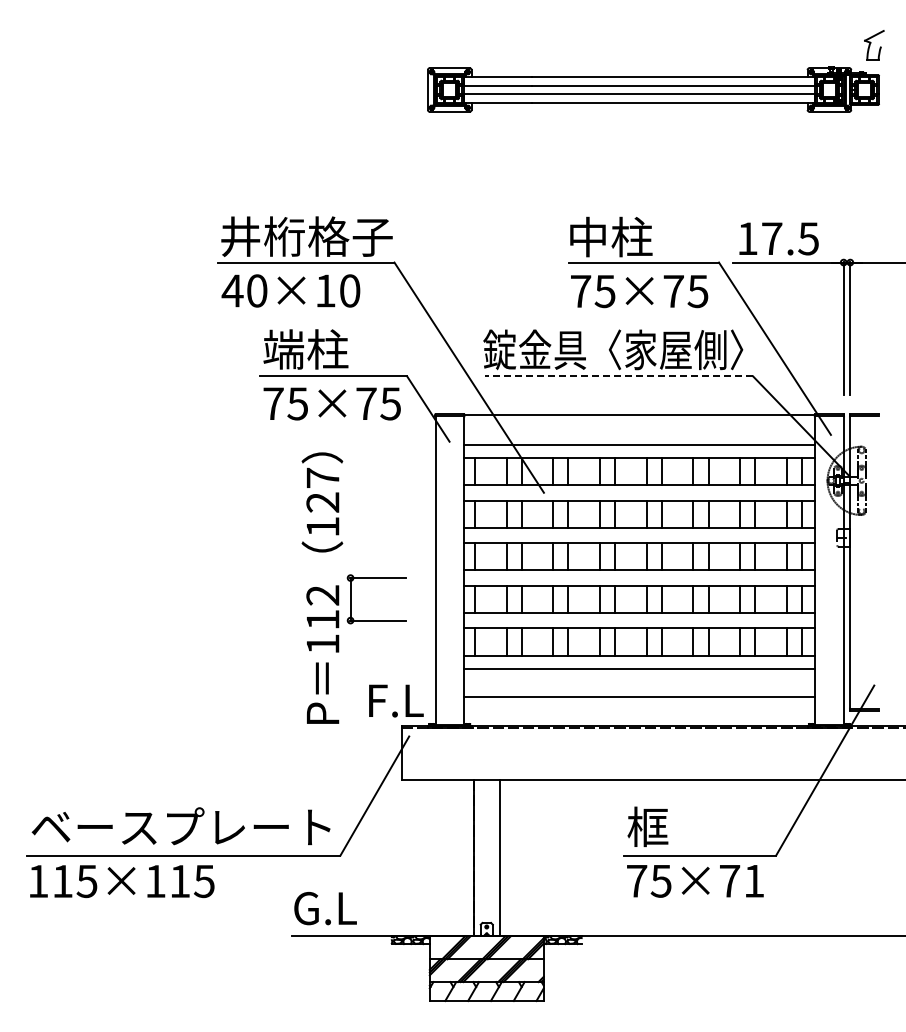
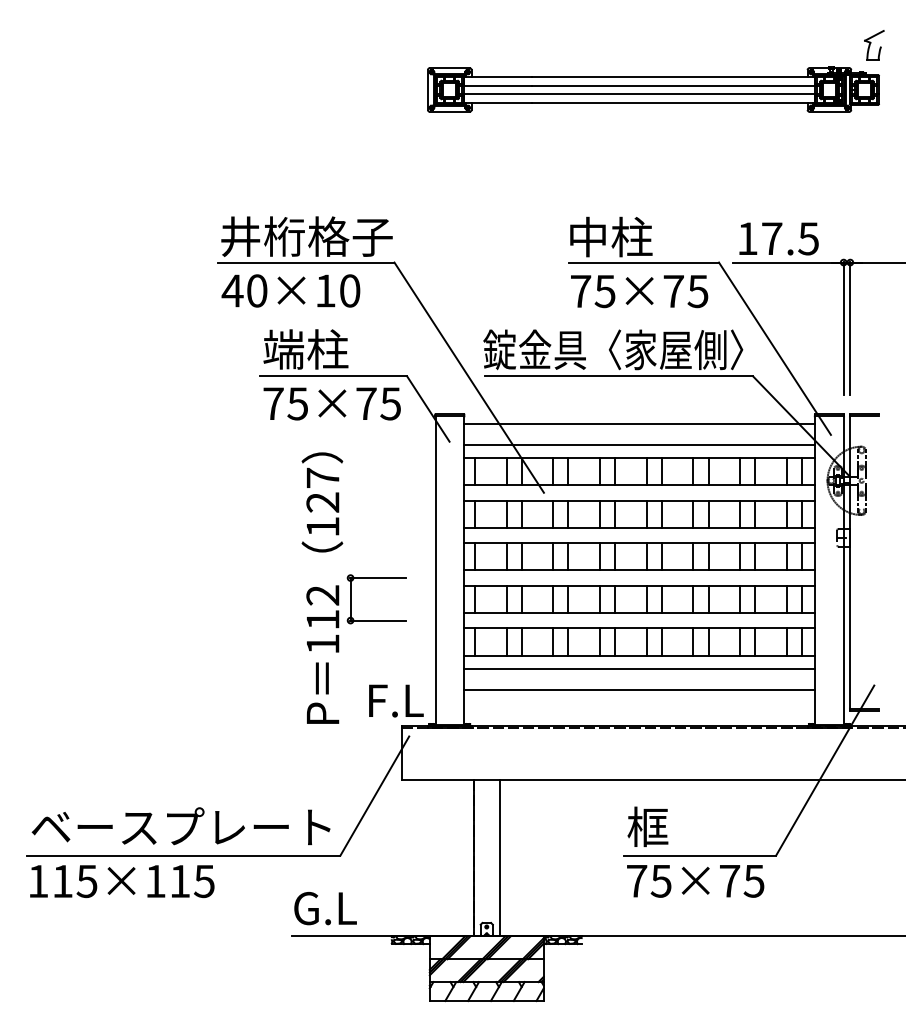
line: dashed -> solid (618, 376)
line position: (639, 414) -> (639, 423) (639, 423)
line position: (639, 696) -> (639, 689) (639, 689)
text: 75×71 -> 75×75 (753, 881)
